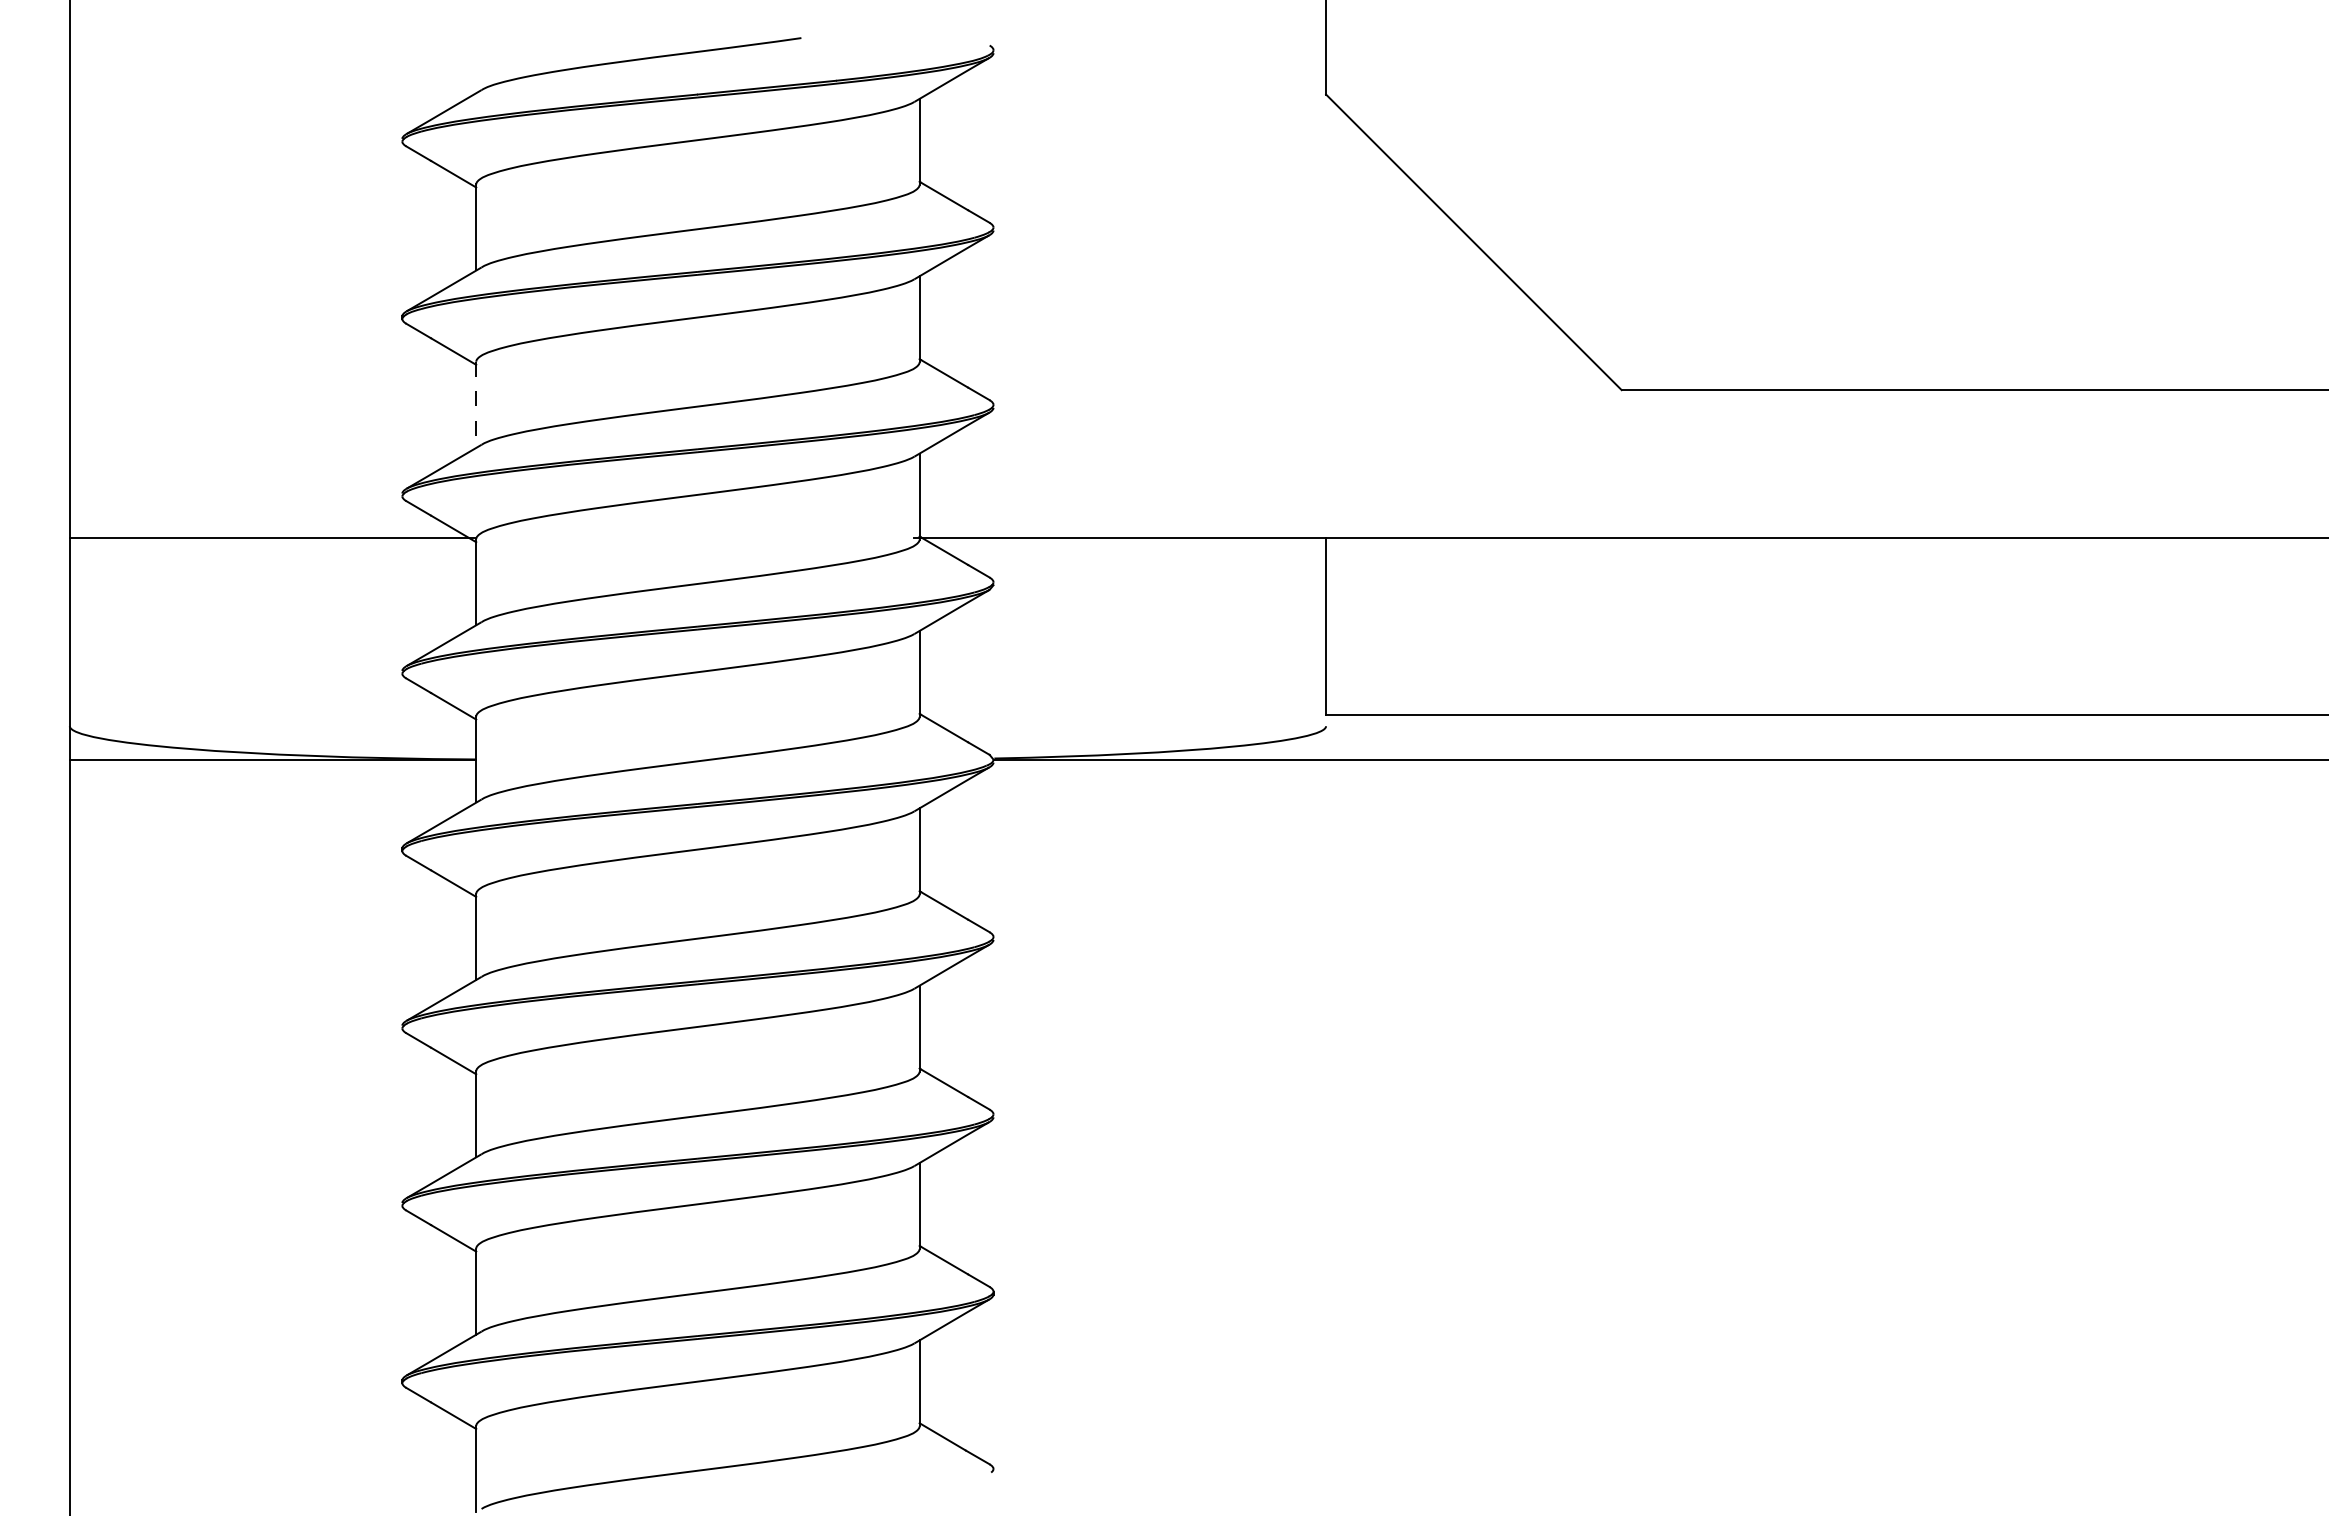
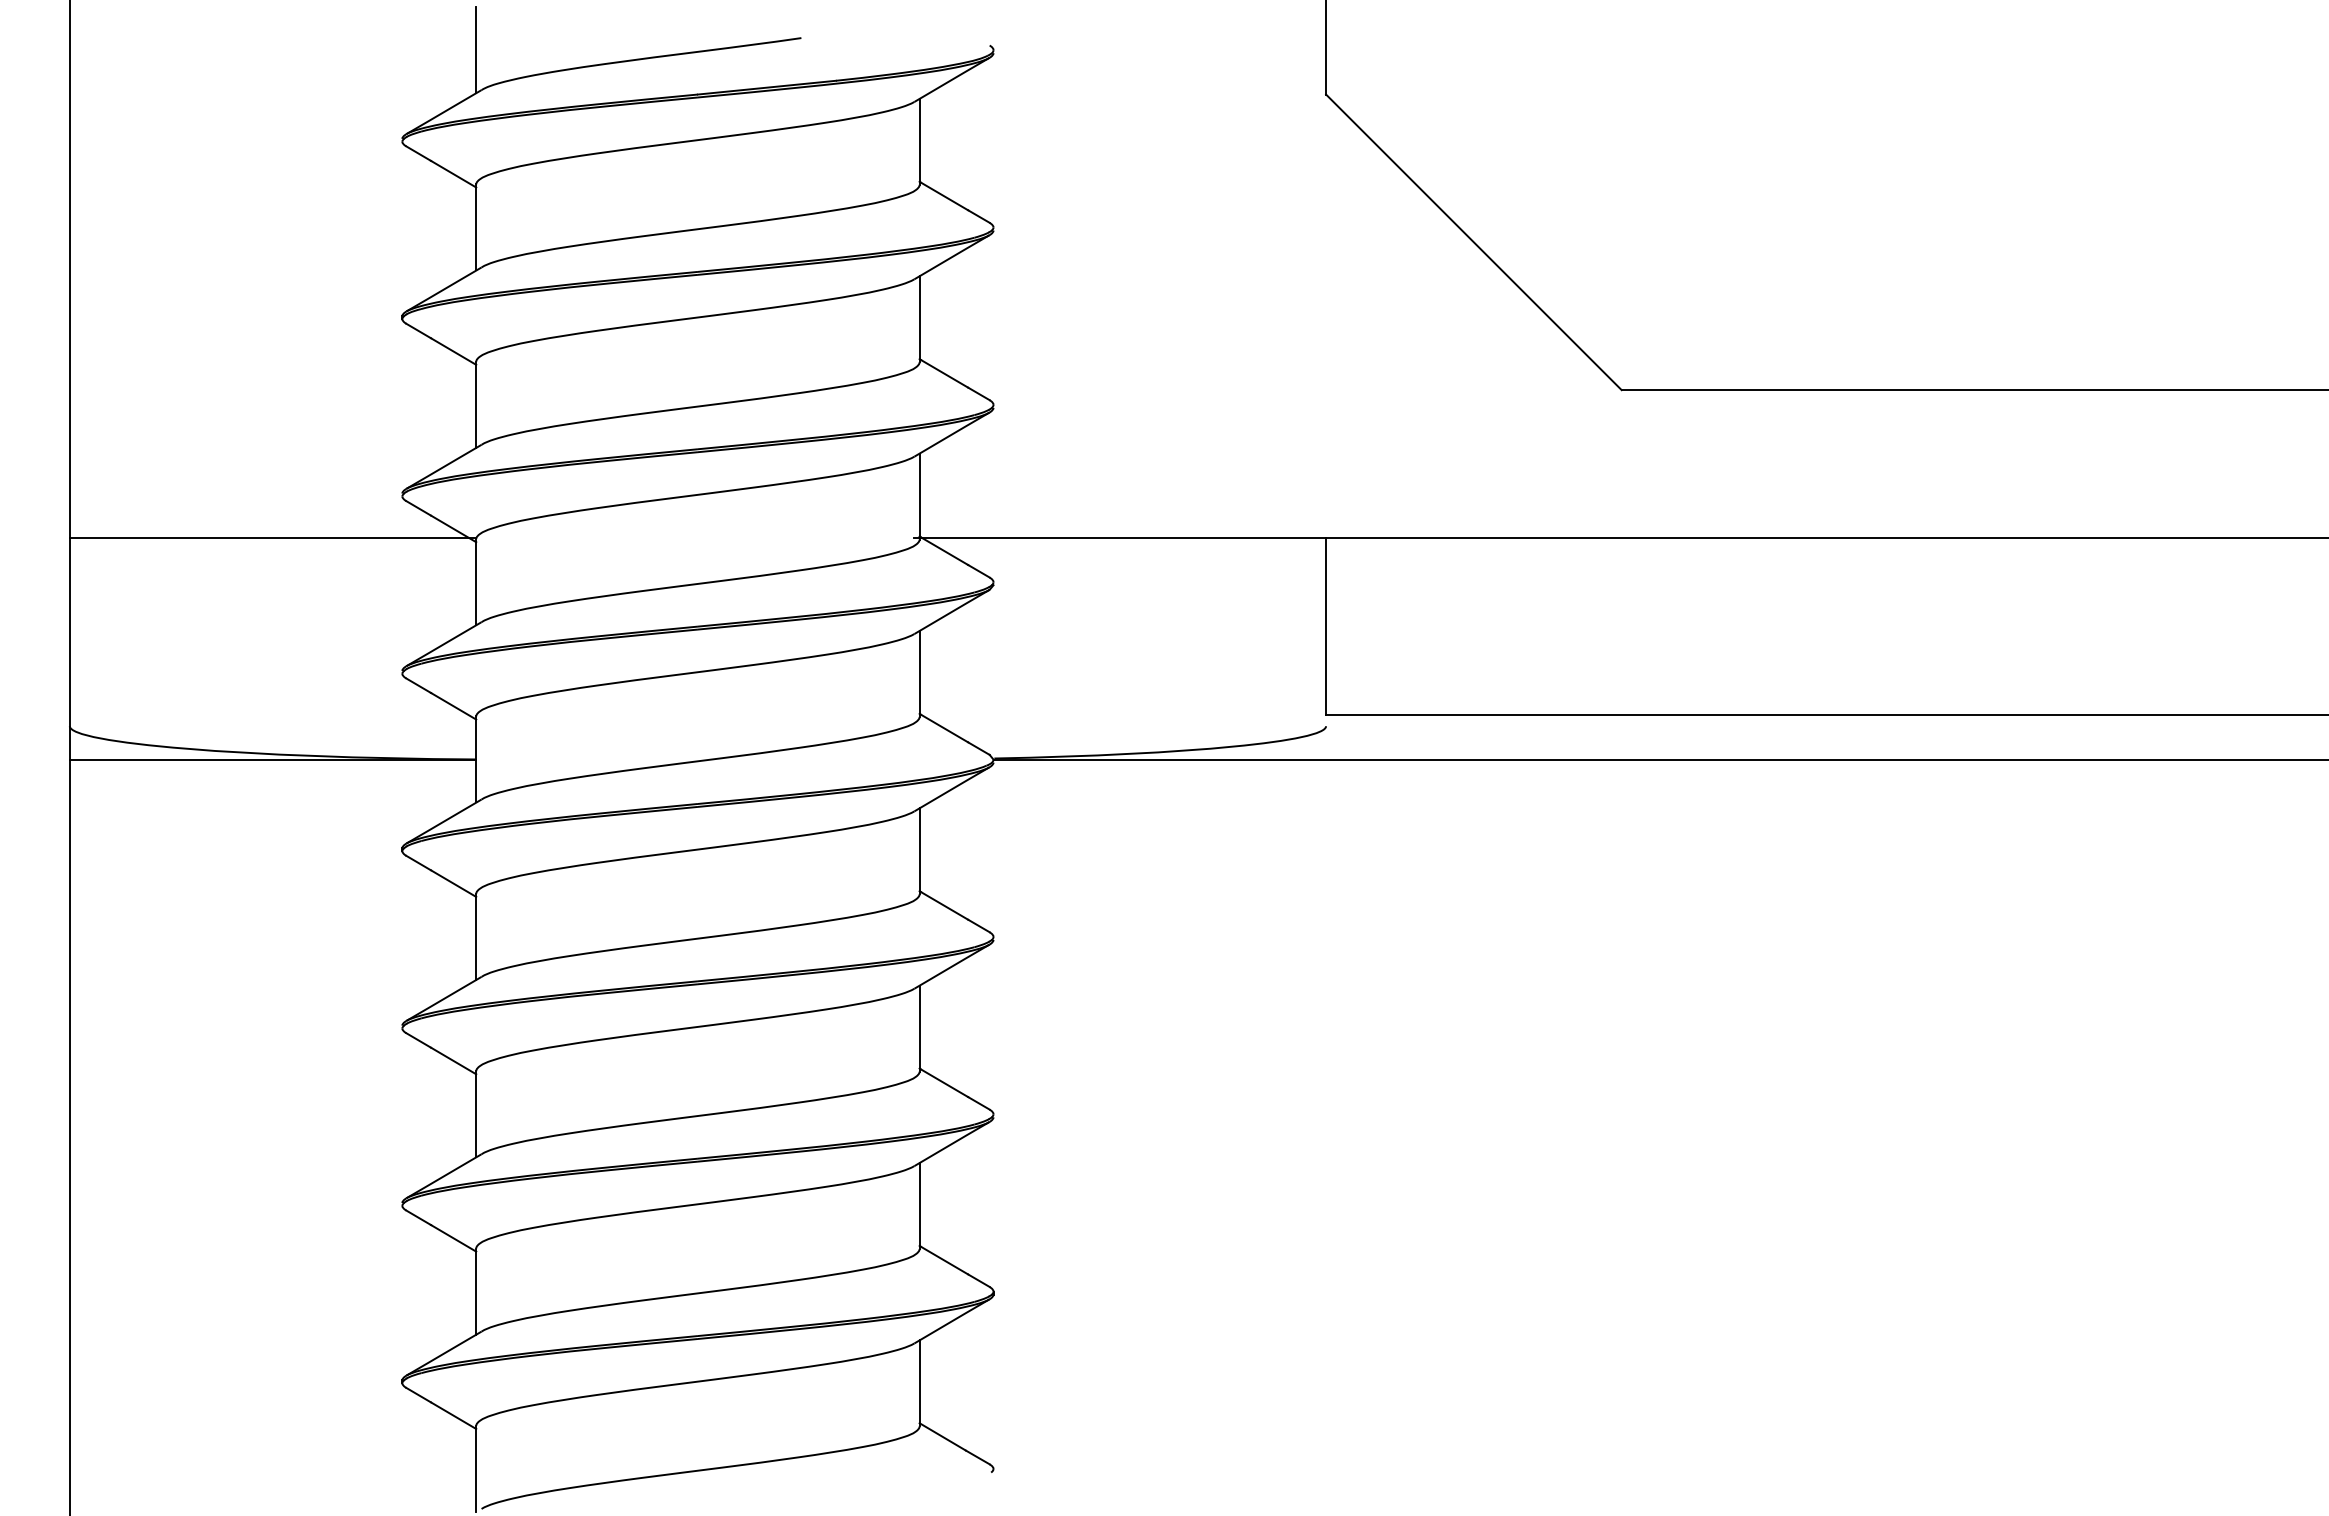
line: none -> present (476, 50)
line: dashed -> solid (476, 405)
